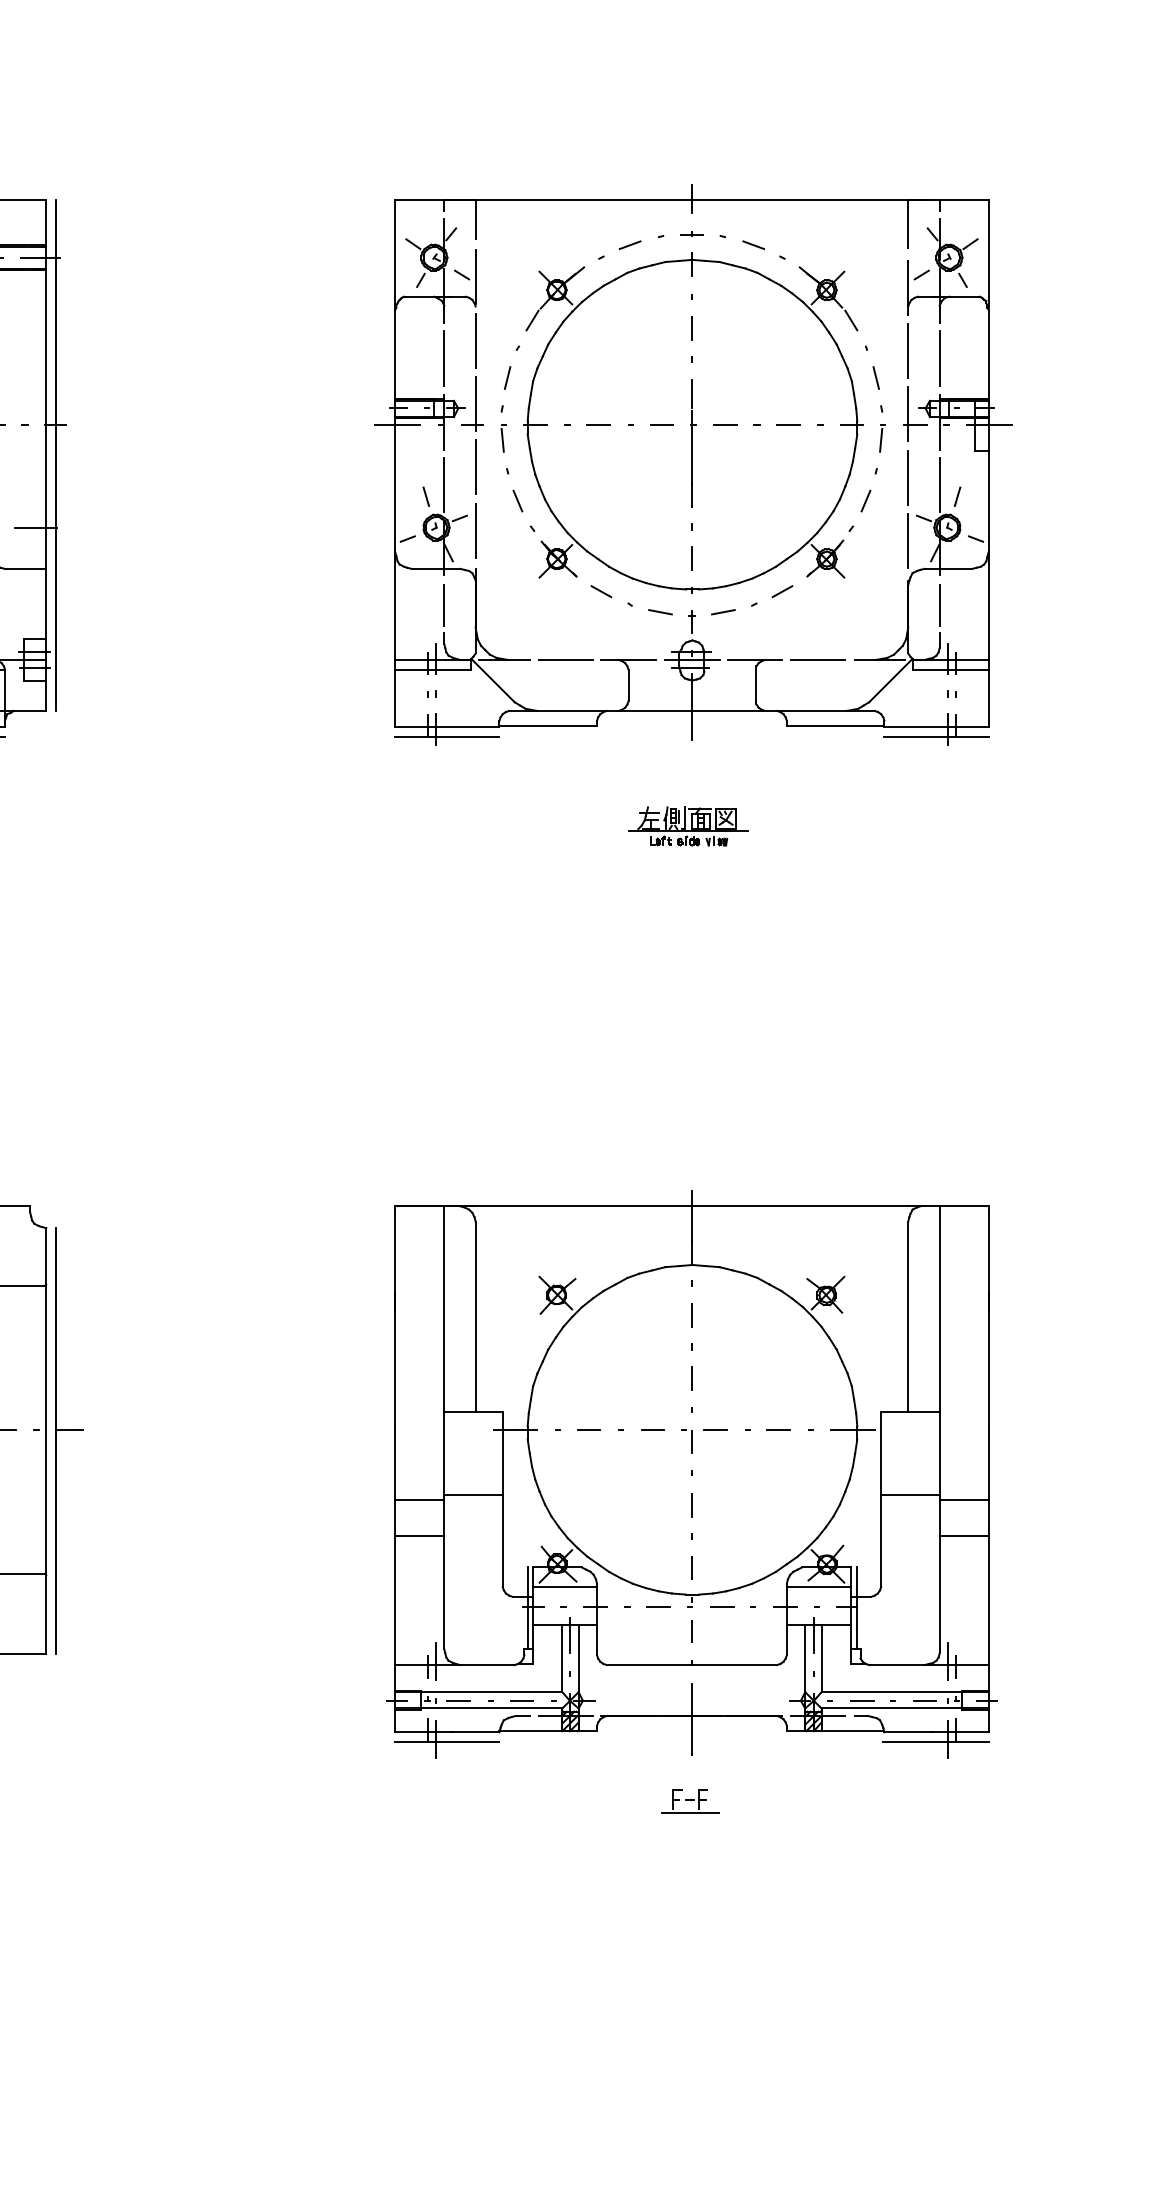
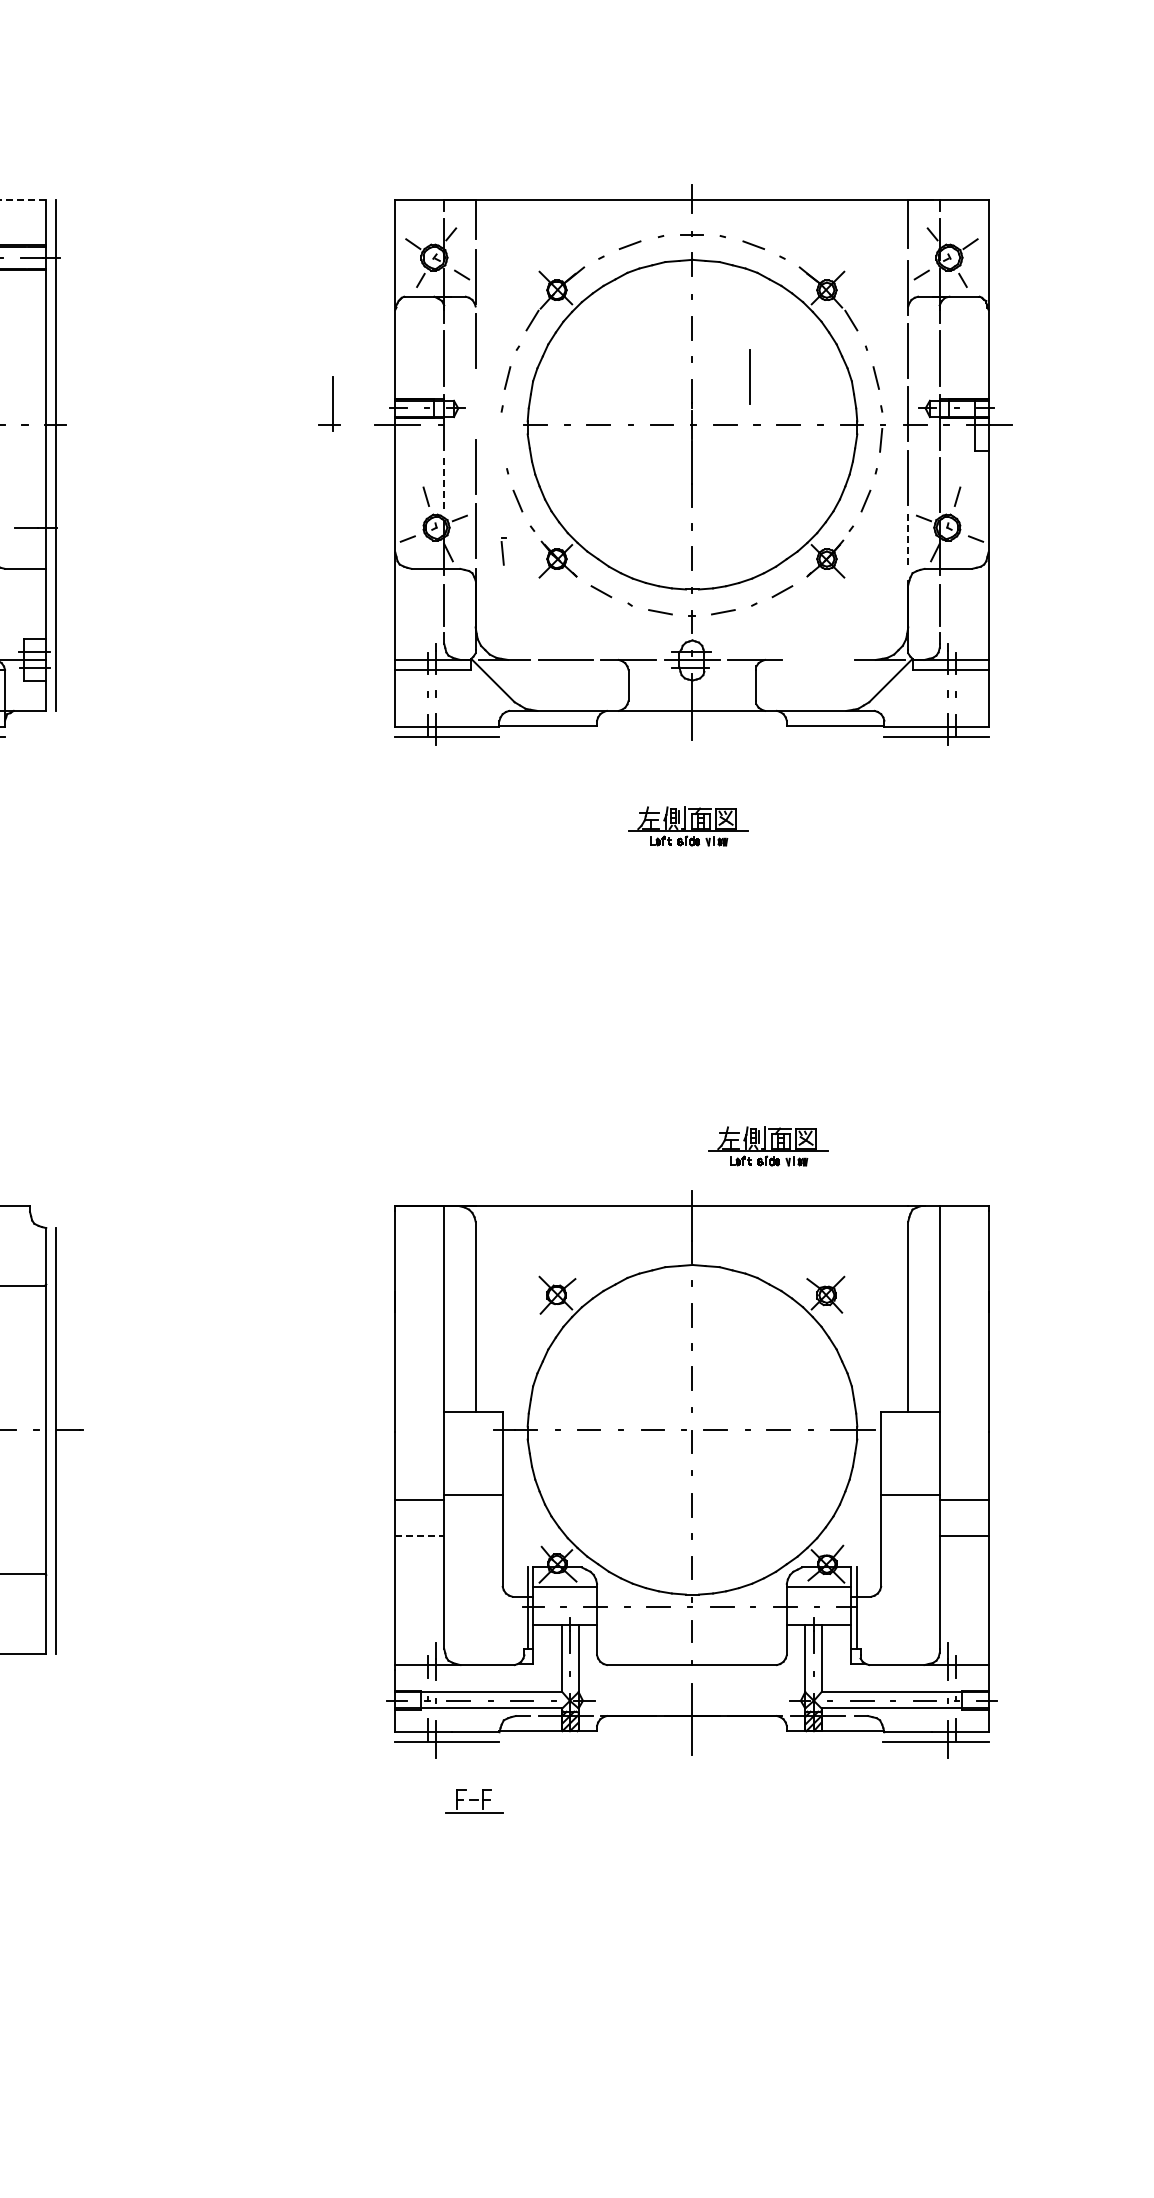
line: solid -> dashed (23, 200)
line: none -> present (749, 376)
part position: (472, 403) -> (329, 403) (329, 403)
part position: (503, 438) -> (503, 551) (503, 551)
line: solid -> dashed (444, 485)
line: solid -> dashed (908, 541)
line: present -> none (817, 659)
part: none -> present (768, 1146)
line: solid -> dashed (420, 1536)
part position: (690, 1801) -> (474, 1801) (474, 1801)
